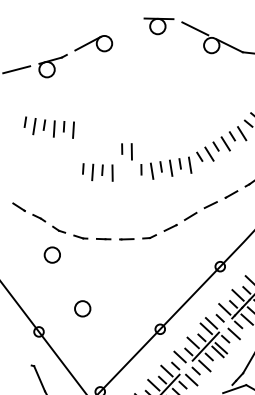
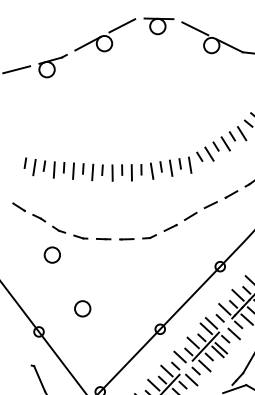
line: none -> present (122, 25)
part position: (48, 127) -> (48, 168) (48, 168)
part position: (126, 151) -> (126, 172) (126, 172)
